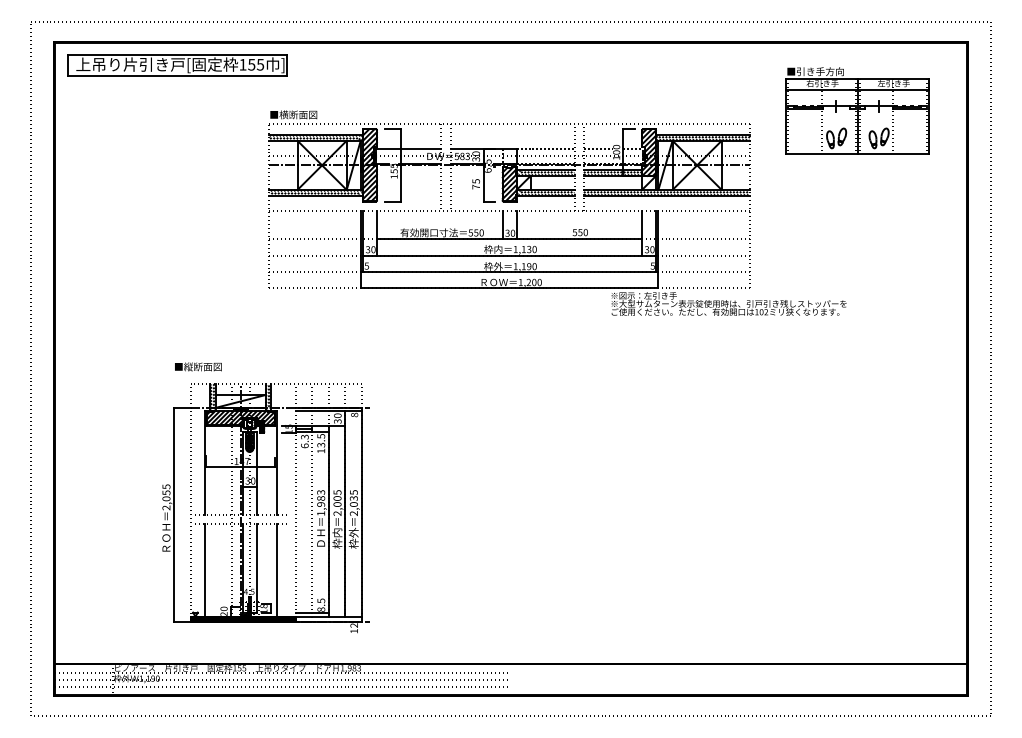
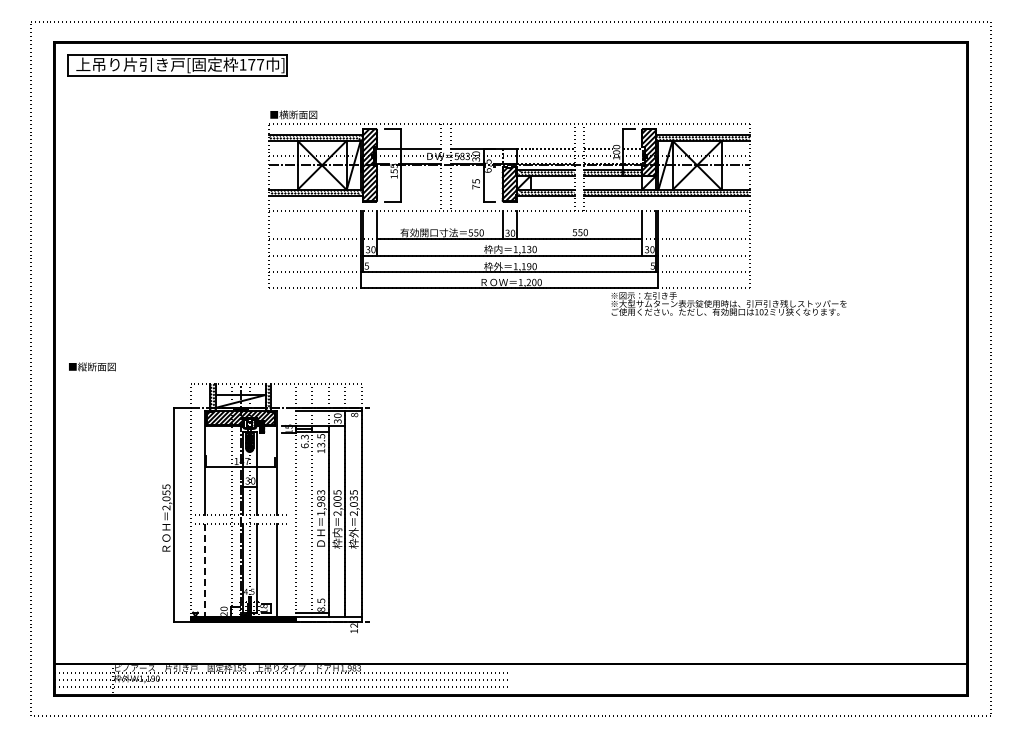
text: 155 -> 177 (256, 64)
part: present -> none (857, 110)
text position: (198, 366) -> (92, 366) (92, 366)
line: solid -> dashed (204, 571)
